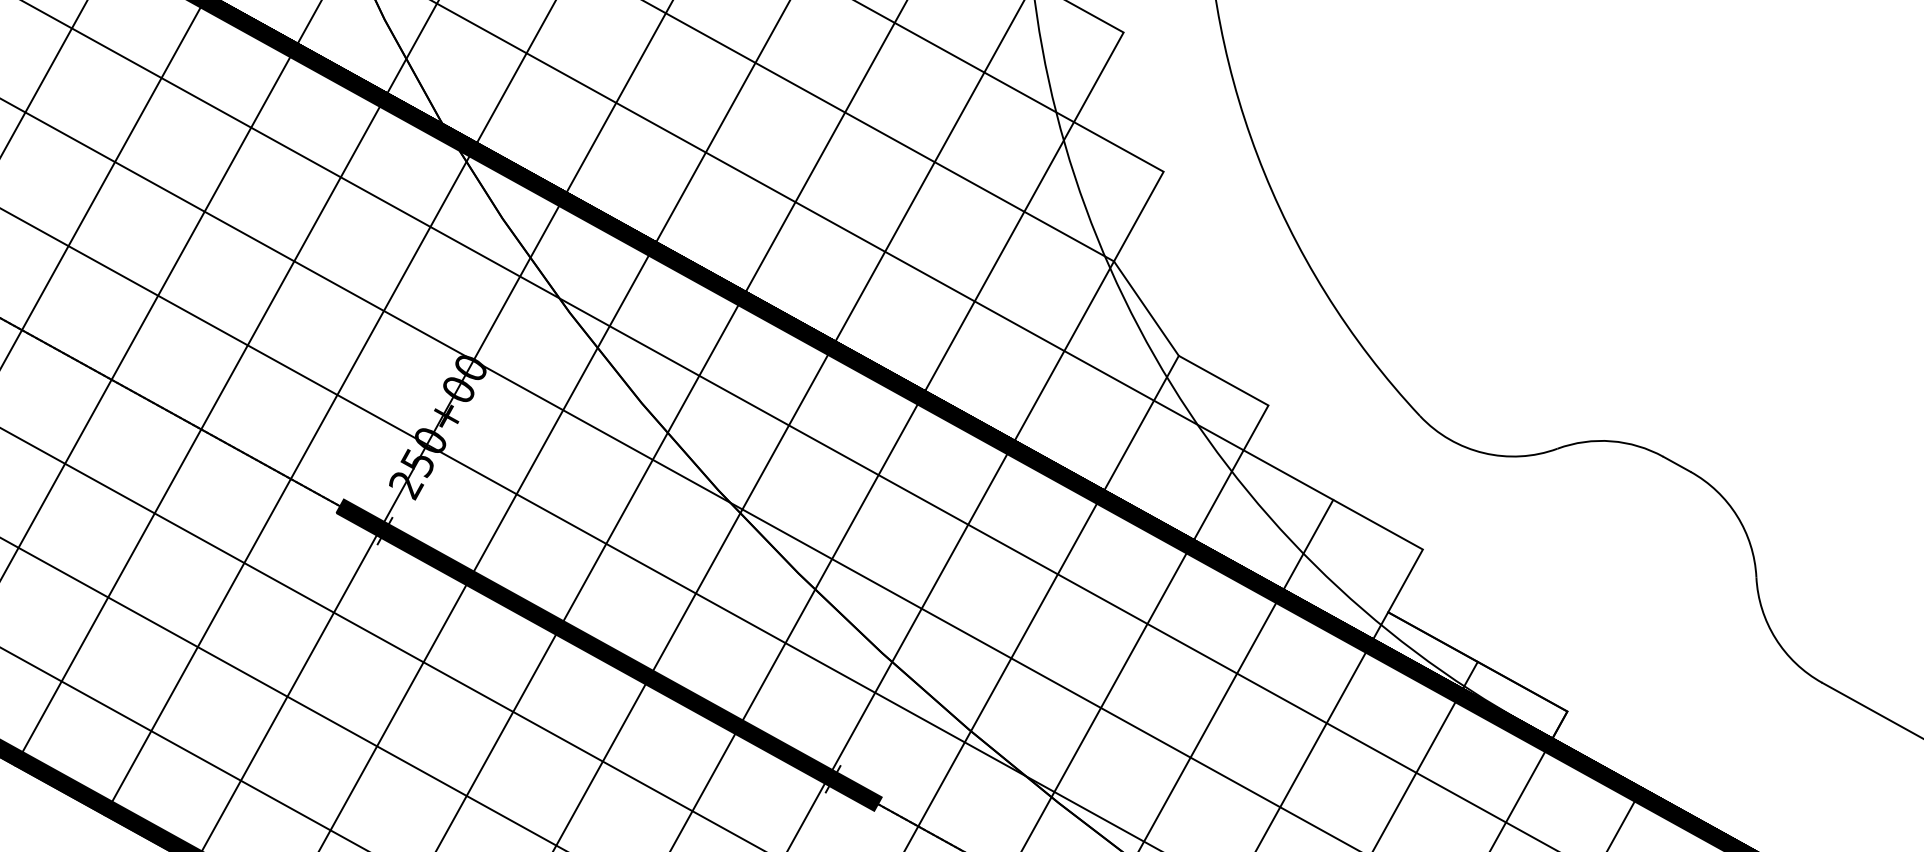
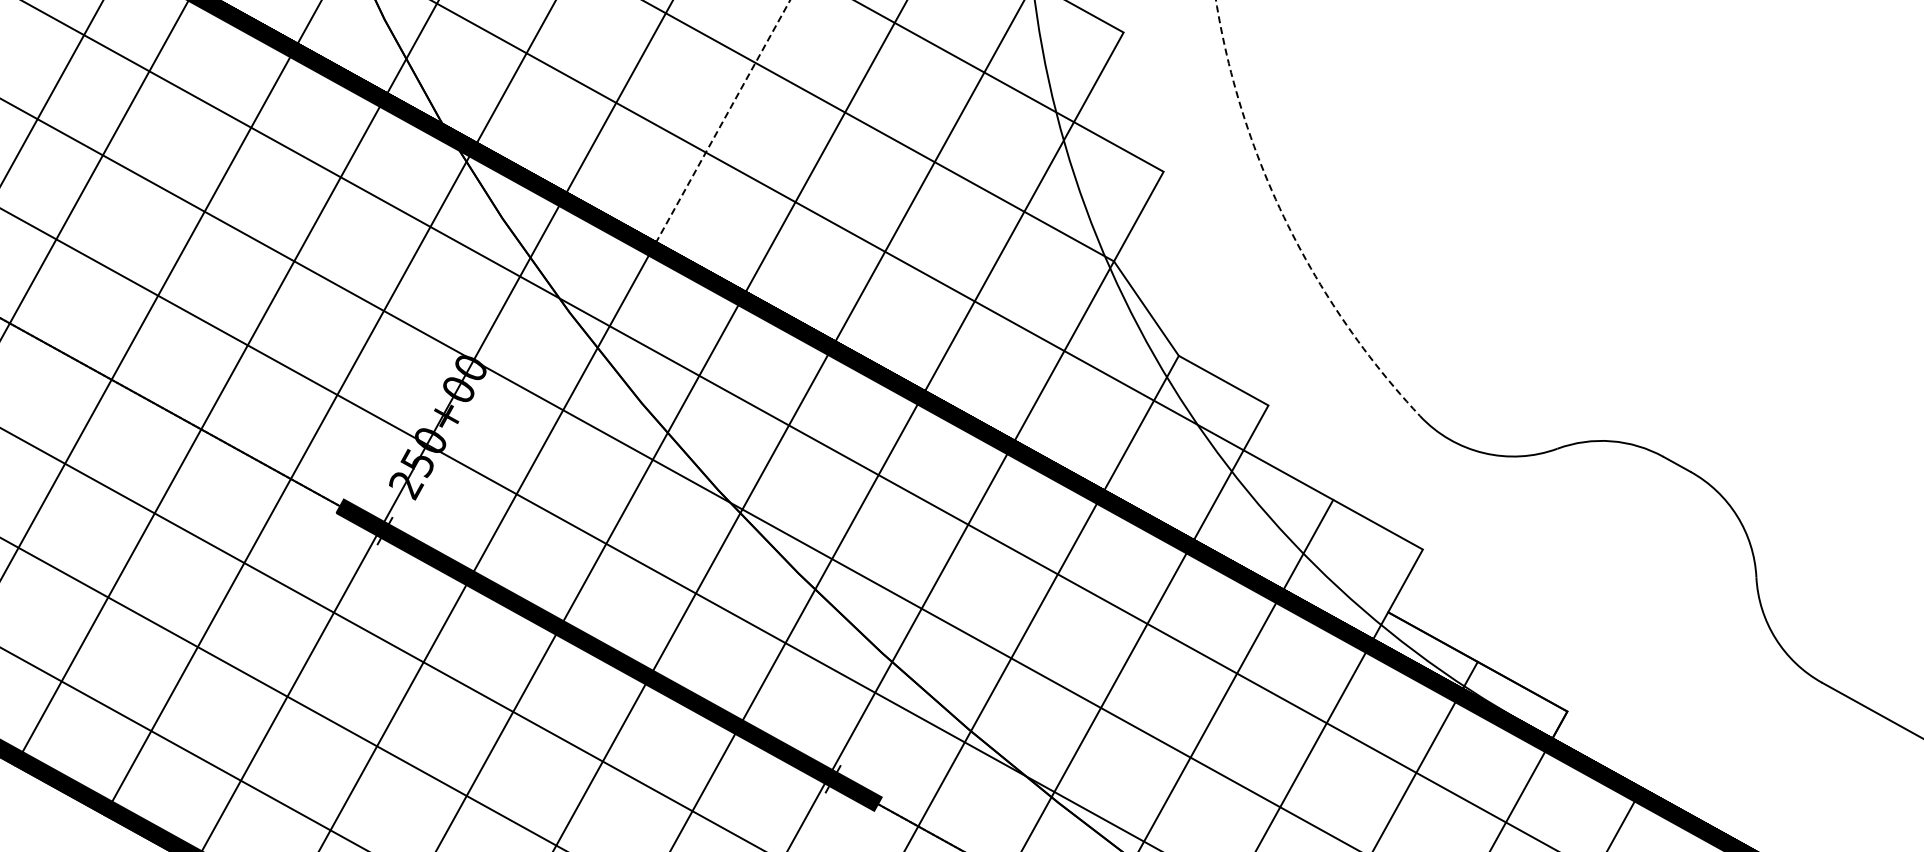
line position: (44, 78) -> (52, 92) (52, 92)
line: solid -> dashed (723, 121)
line position: (102, 184) -> (94, 169) (94, 169)
arc: solid -> dashed (1286, 222)
